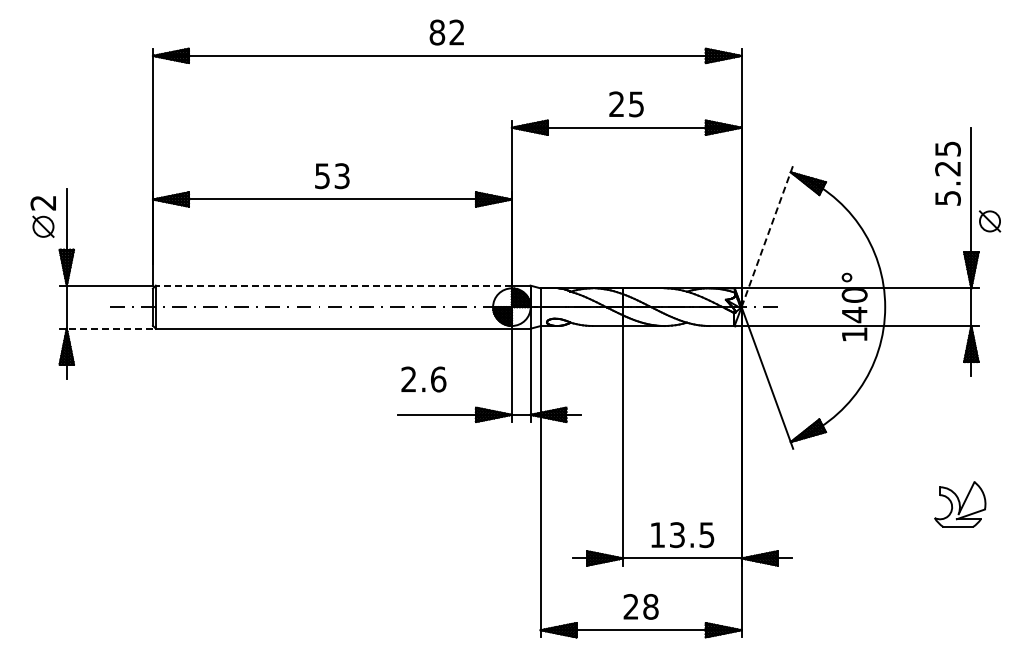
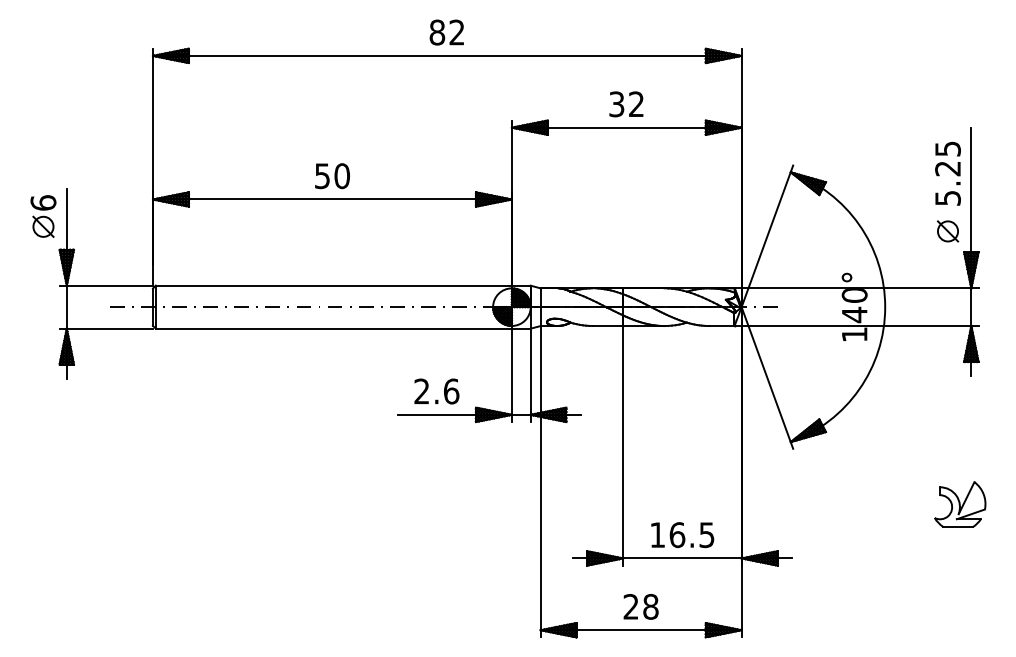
text: 25 -> 32 (626, 104)
text: 53 -> 50 (342, 176)
text: 2 -> 6 (43, 202)
part position: (989, 221) -> (947, 231) (947, 231)
line: dashed -> solid (767, 235)
line: dashed -> solid (333, 285)
line: dashed -> solid (109, 328)
text position: (423, 379) -> (436, 391) (436, 391)
text: 13.5 -> 16.5 (677, 535)
